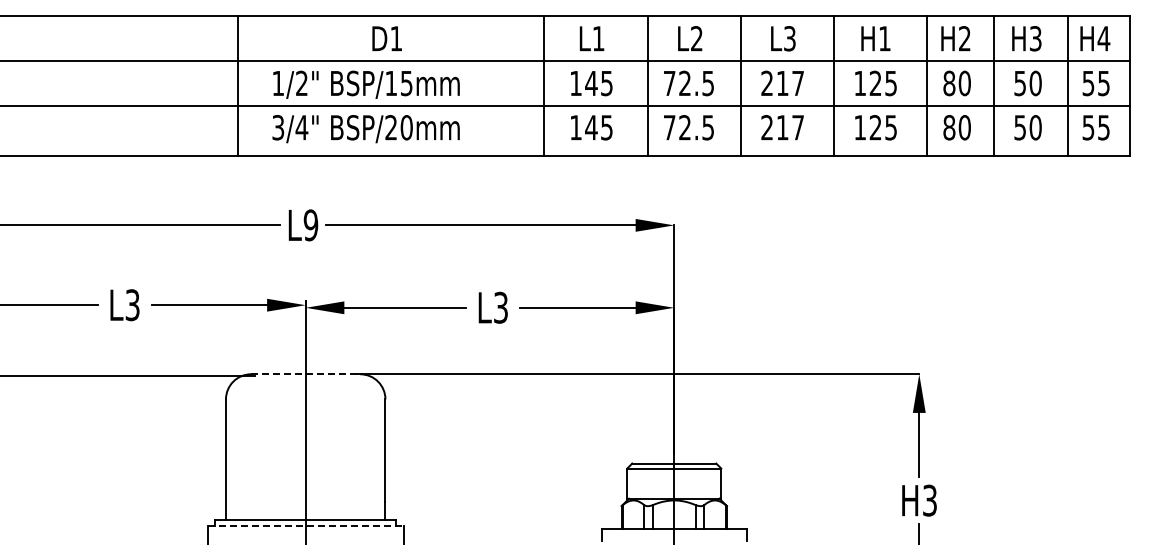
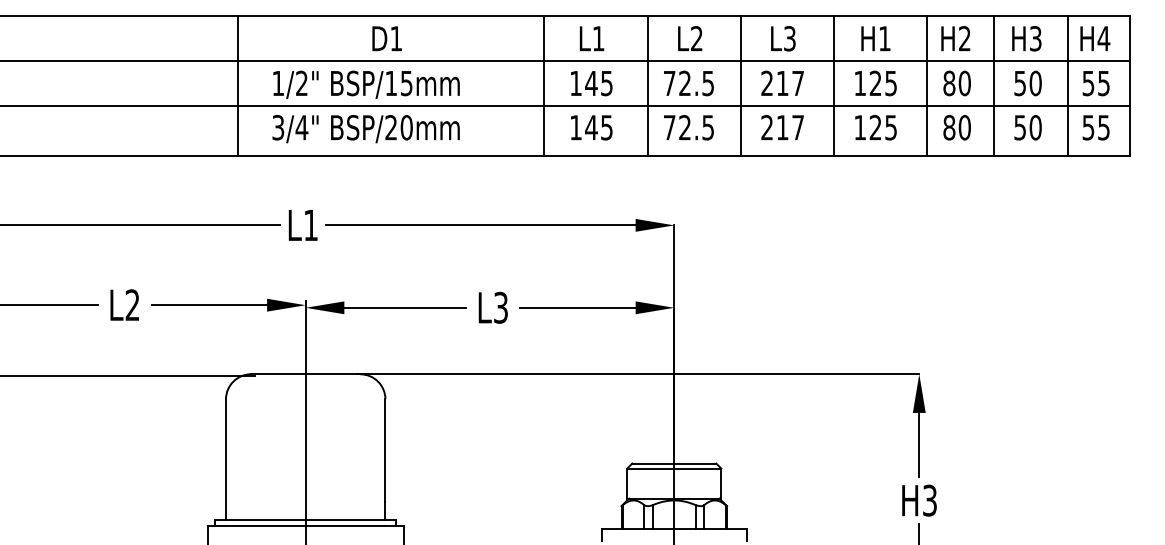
text: L9 -> L1 (310, 225)
text: L3 -> L2 (132, 305)
line: dashed -> solid (305, 374)
line: dashed -> solid (305, 526)
